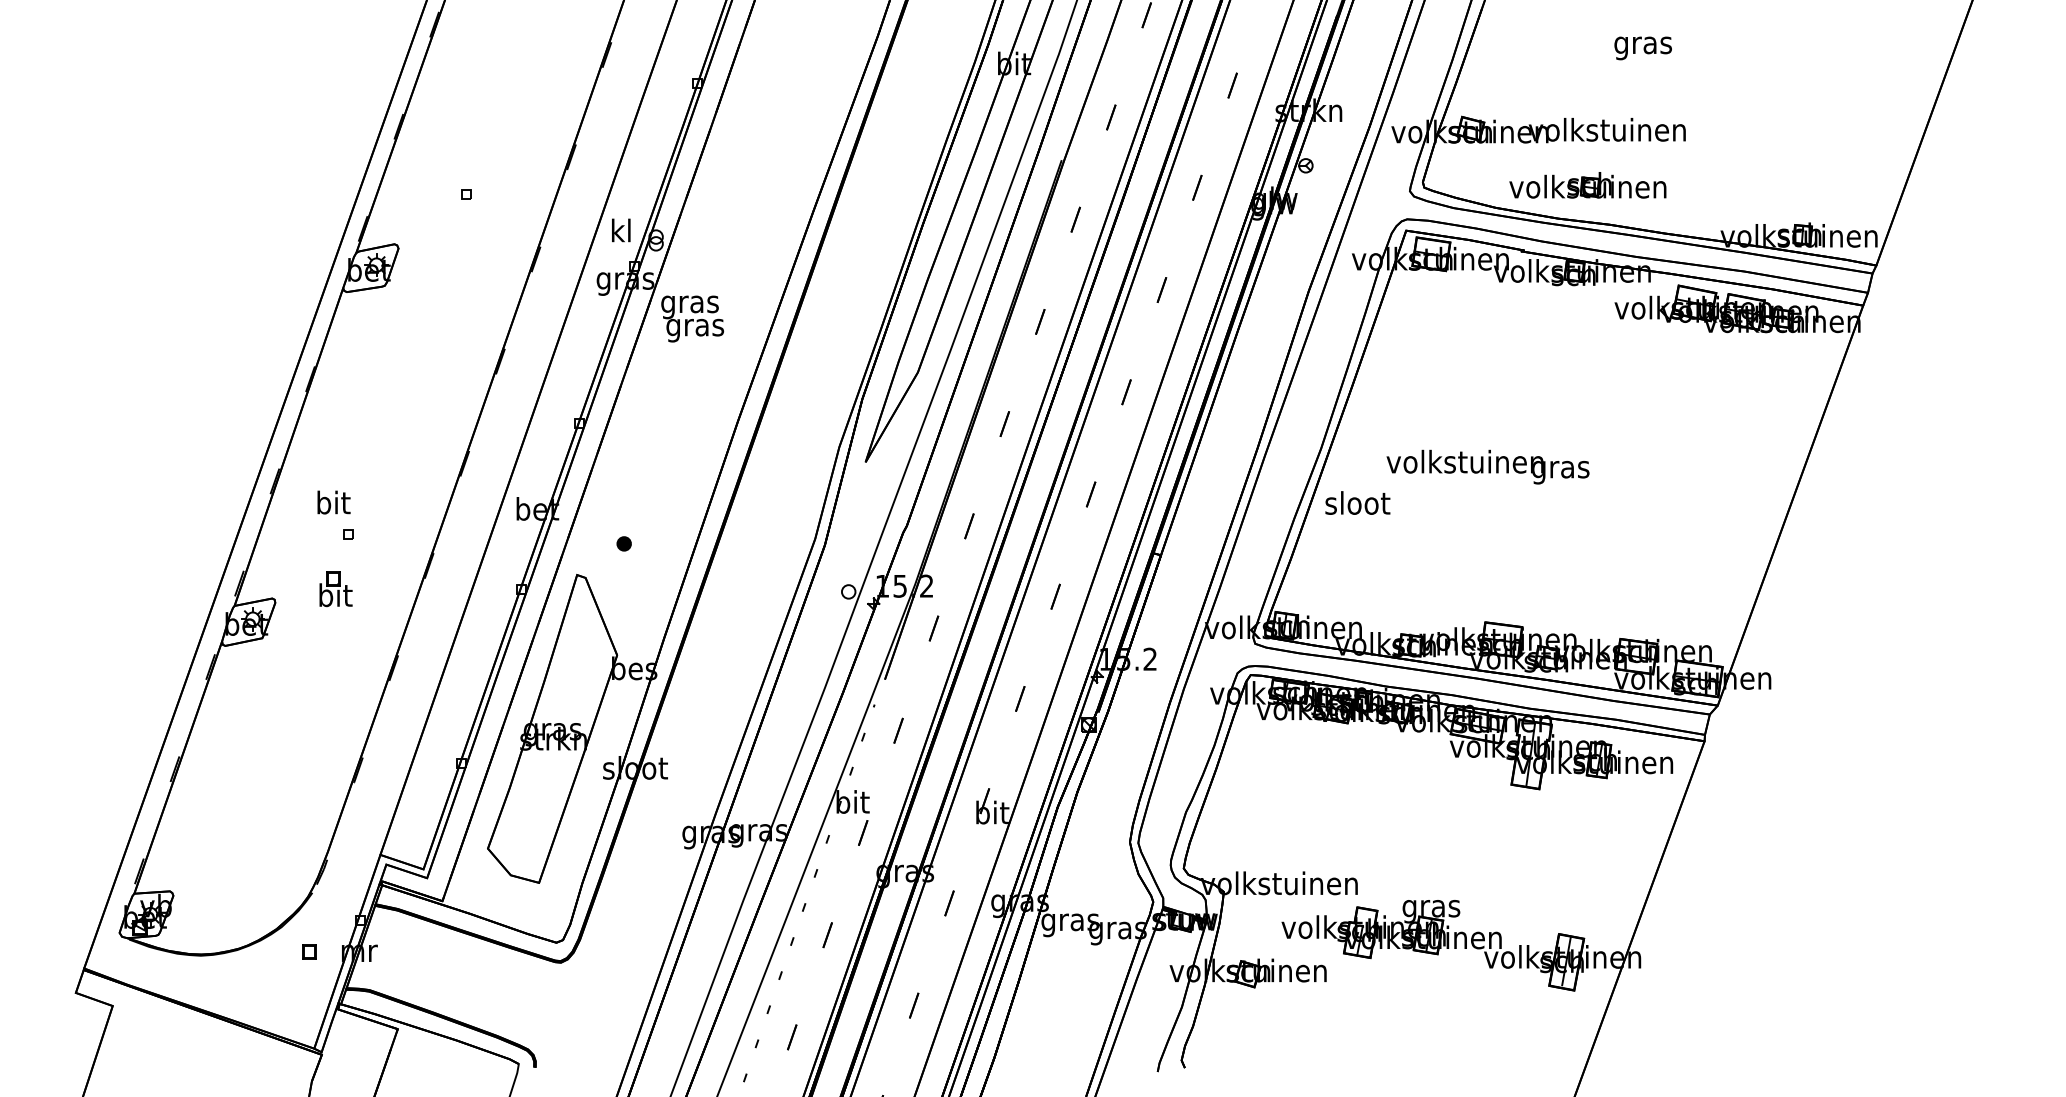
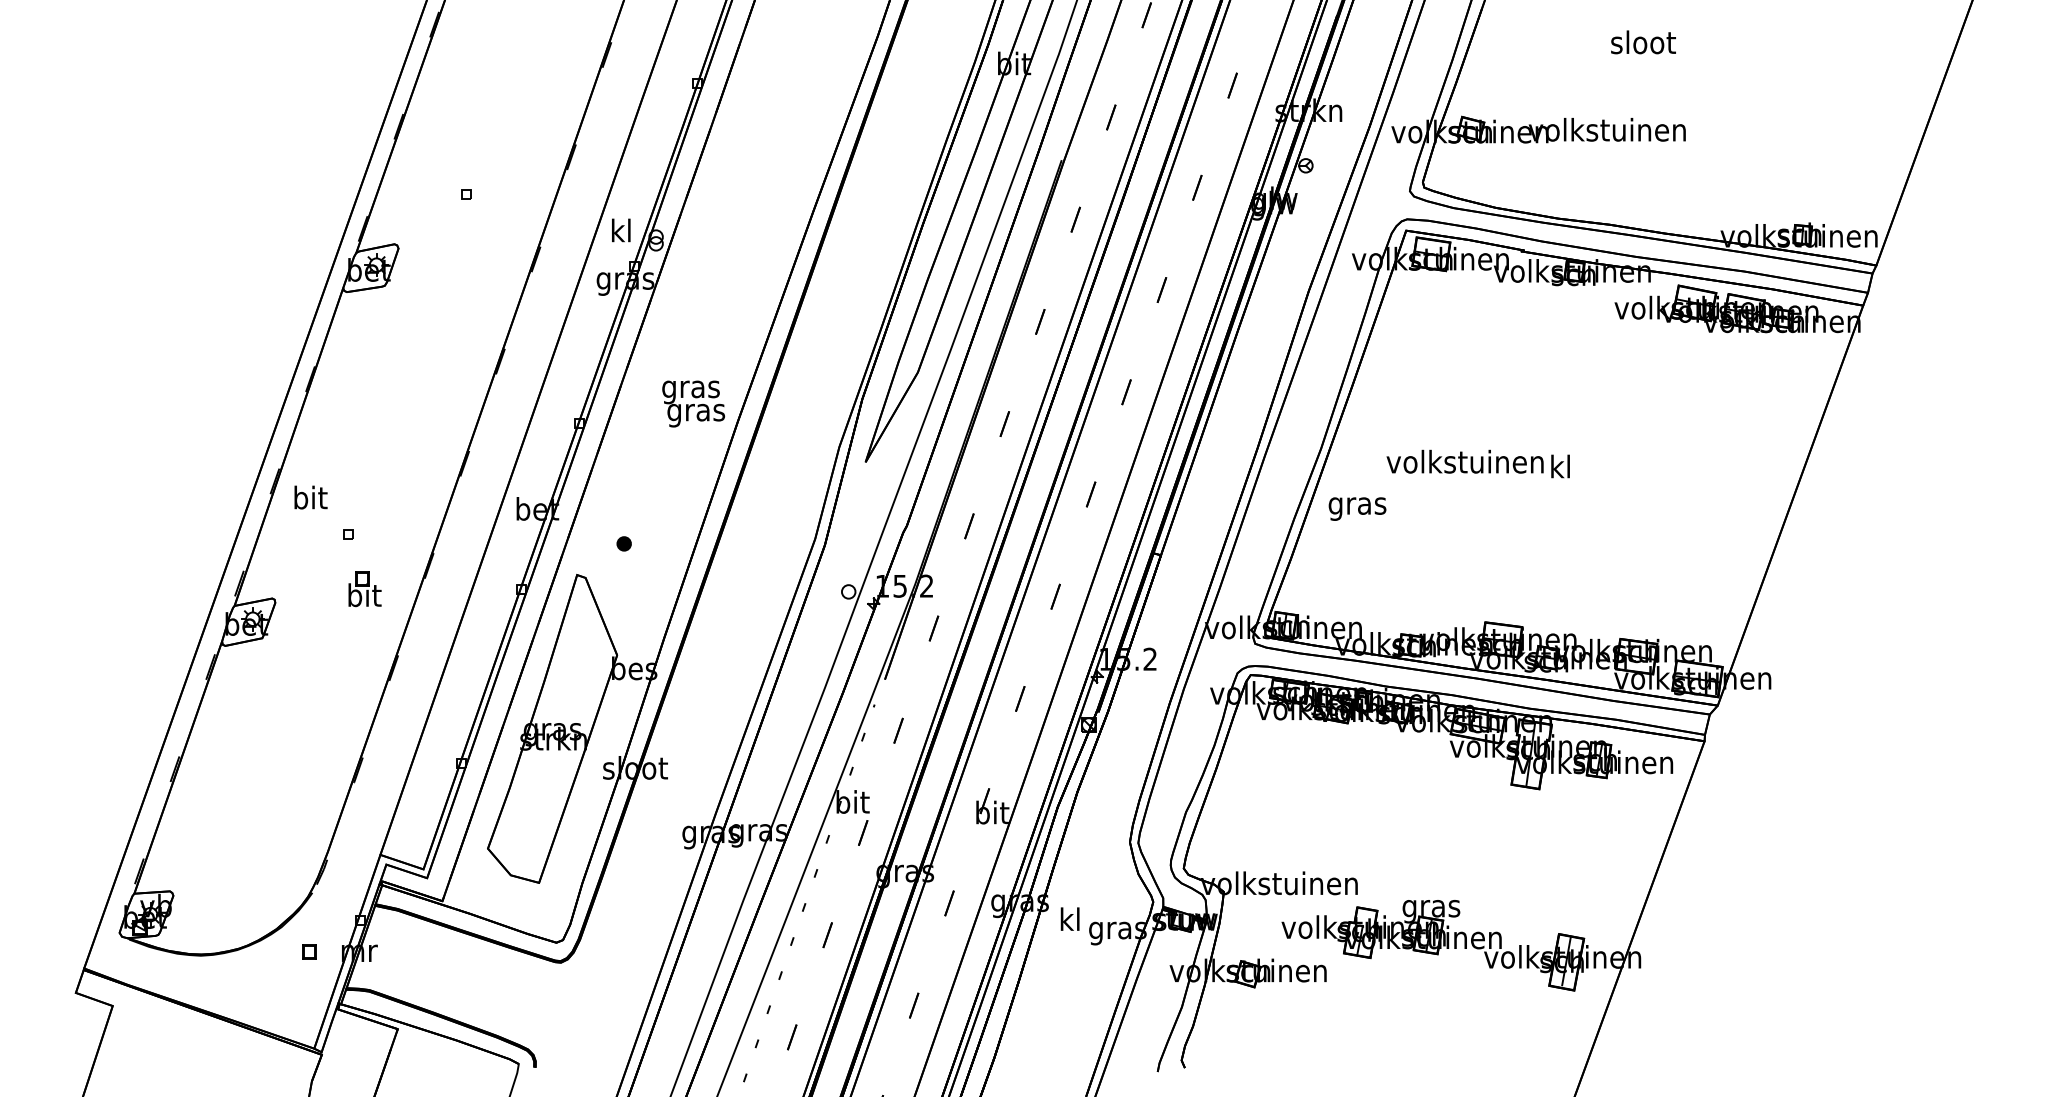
text: gras -> sloot (1643, 45)
part: present -> none (1587, 185)
text position: (692, 318) -> (693, 403) (693, 403)
text: gras -> kl (1560, 469)
text position: (333, 502) -> (310, 497) (310, 497)
text: sloot -> gras (1357, 505)
part position: (335, 589) -> (364, 589) (364, 589)
text: gras -> kl (1069, 922)
